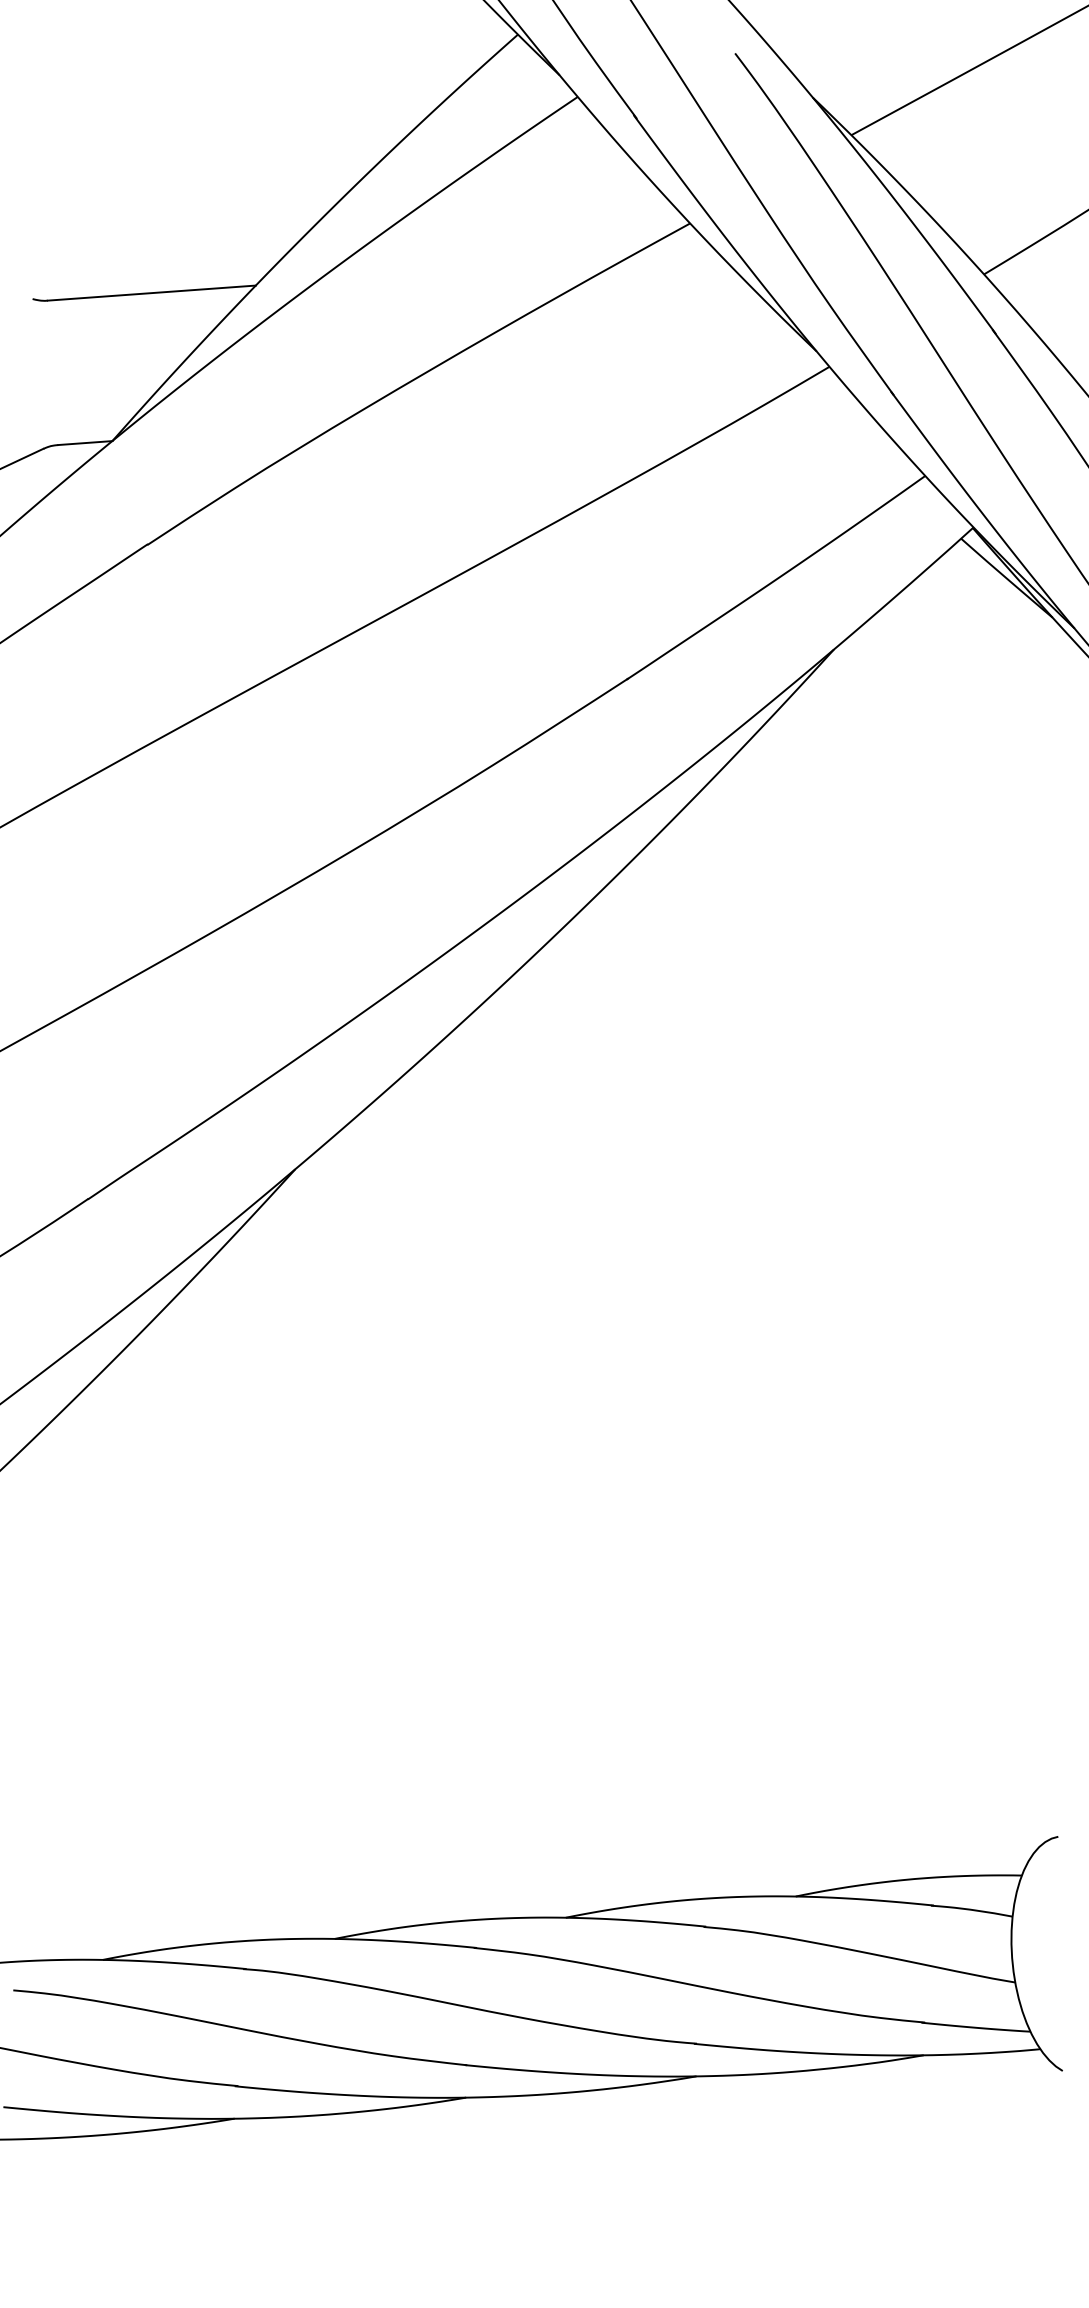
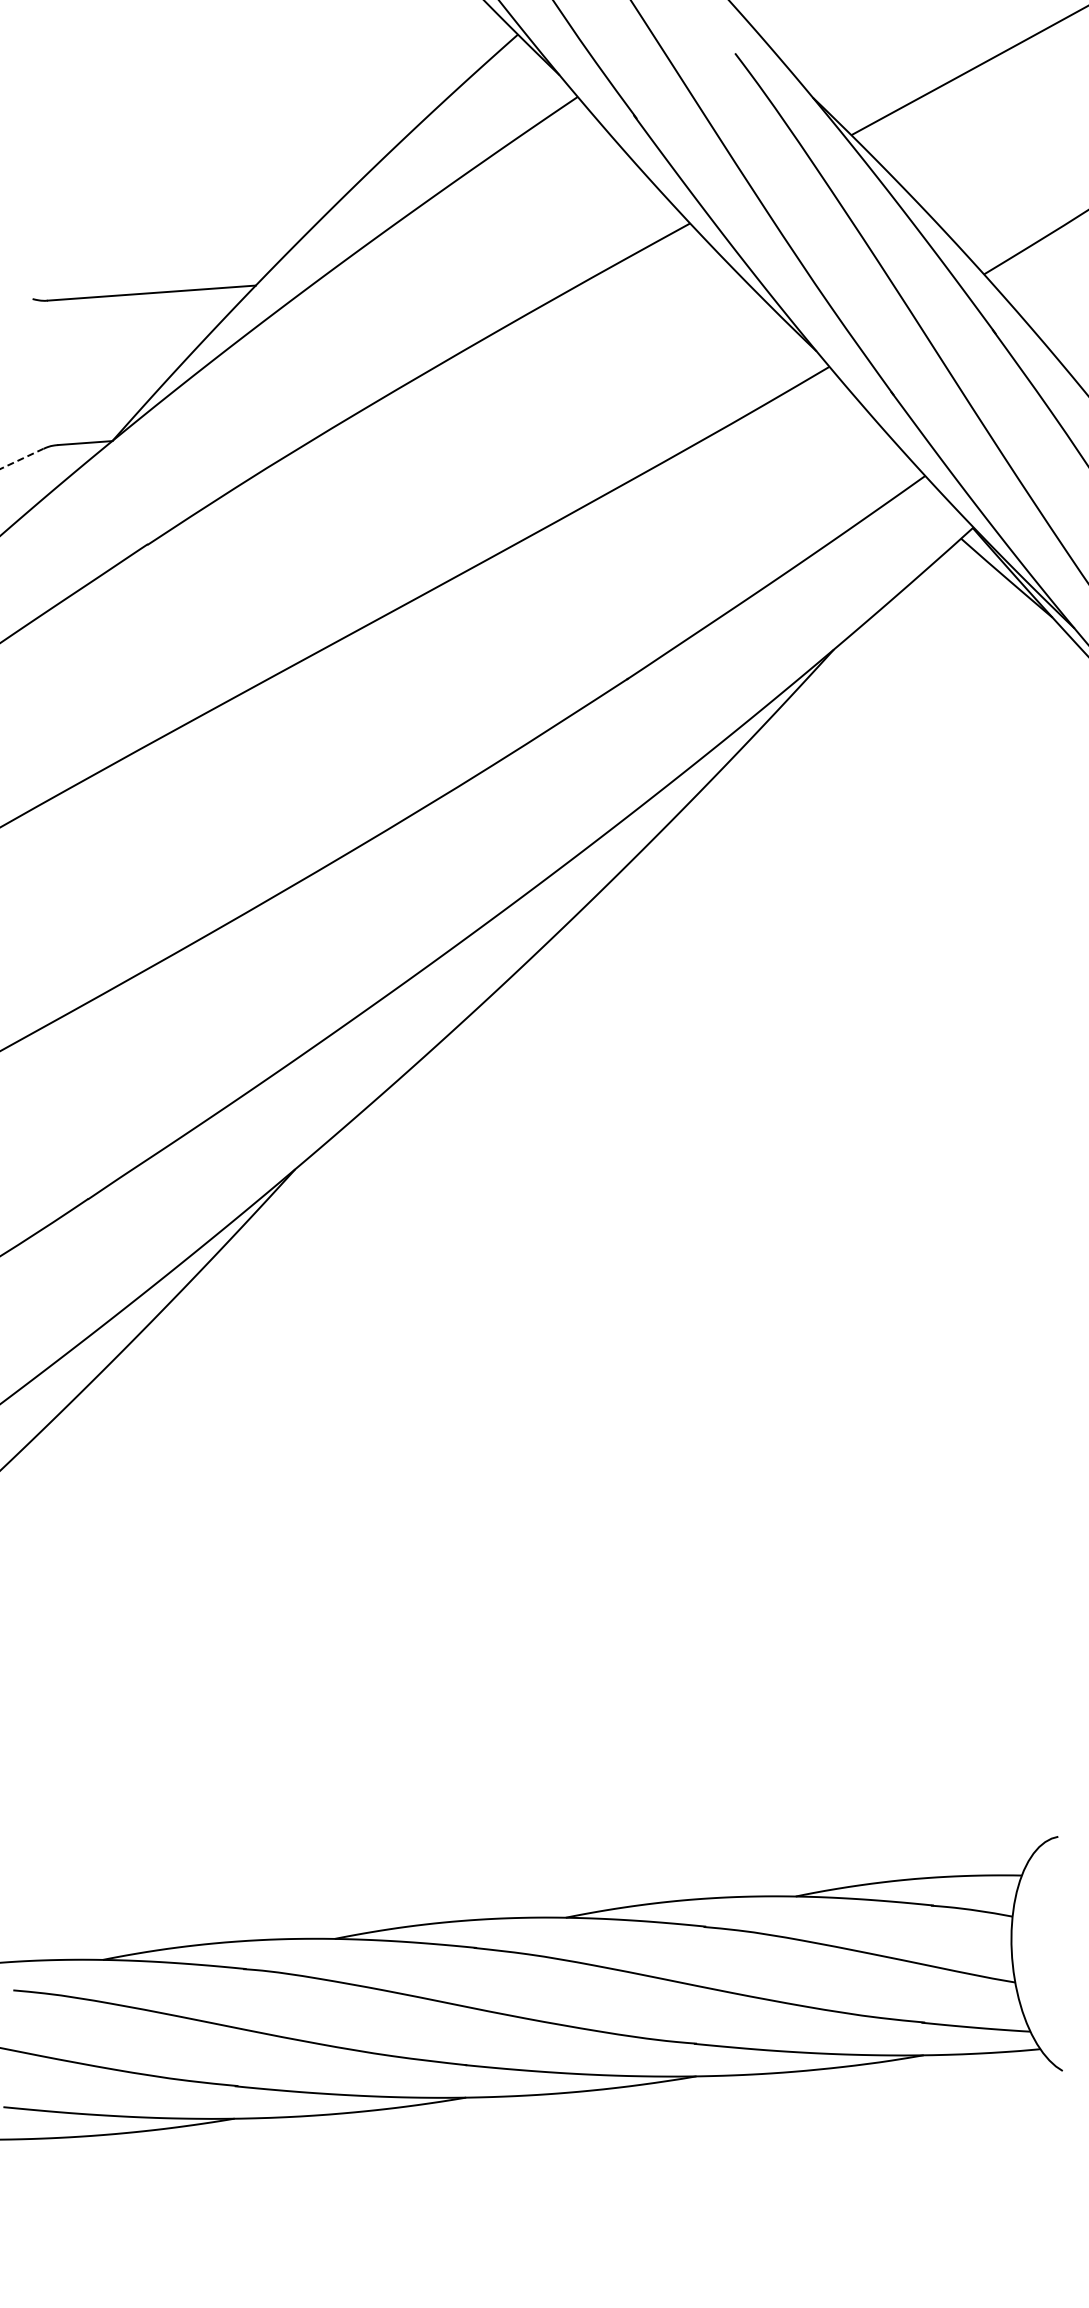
line: solid -> dashed (21, 458)
